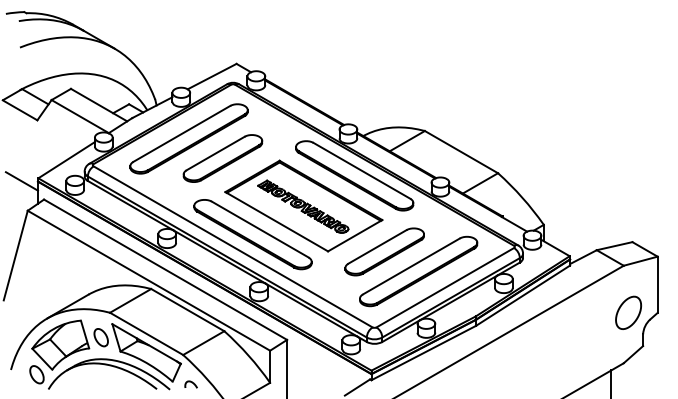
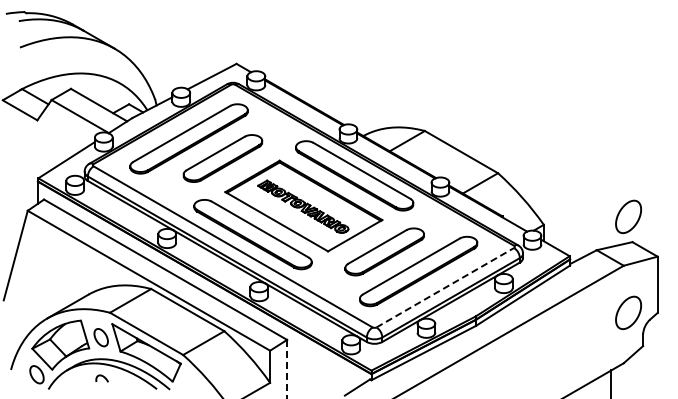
line: present -> none (21, 181)
part: none -> present (628, 216)
line: solid -> dashed (445, 287)
line: solid -> dashed (287, 369)
curve position: (191, 383) -> (102, 377) (102, 377)
